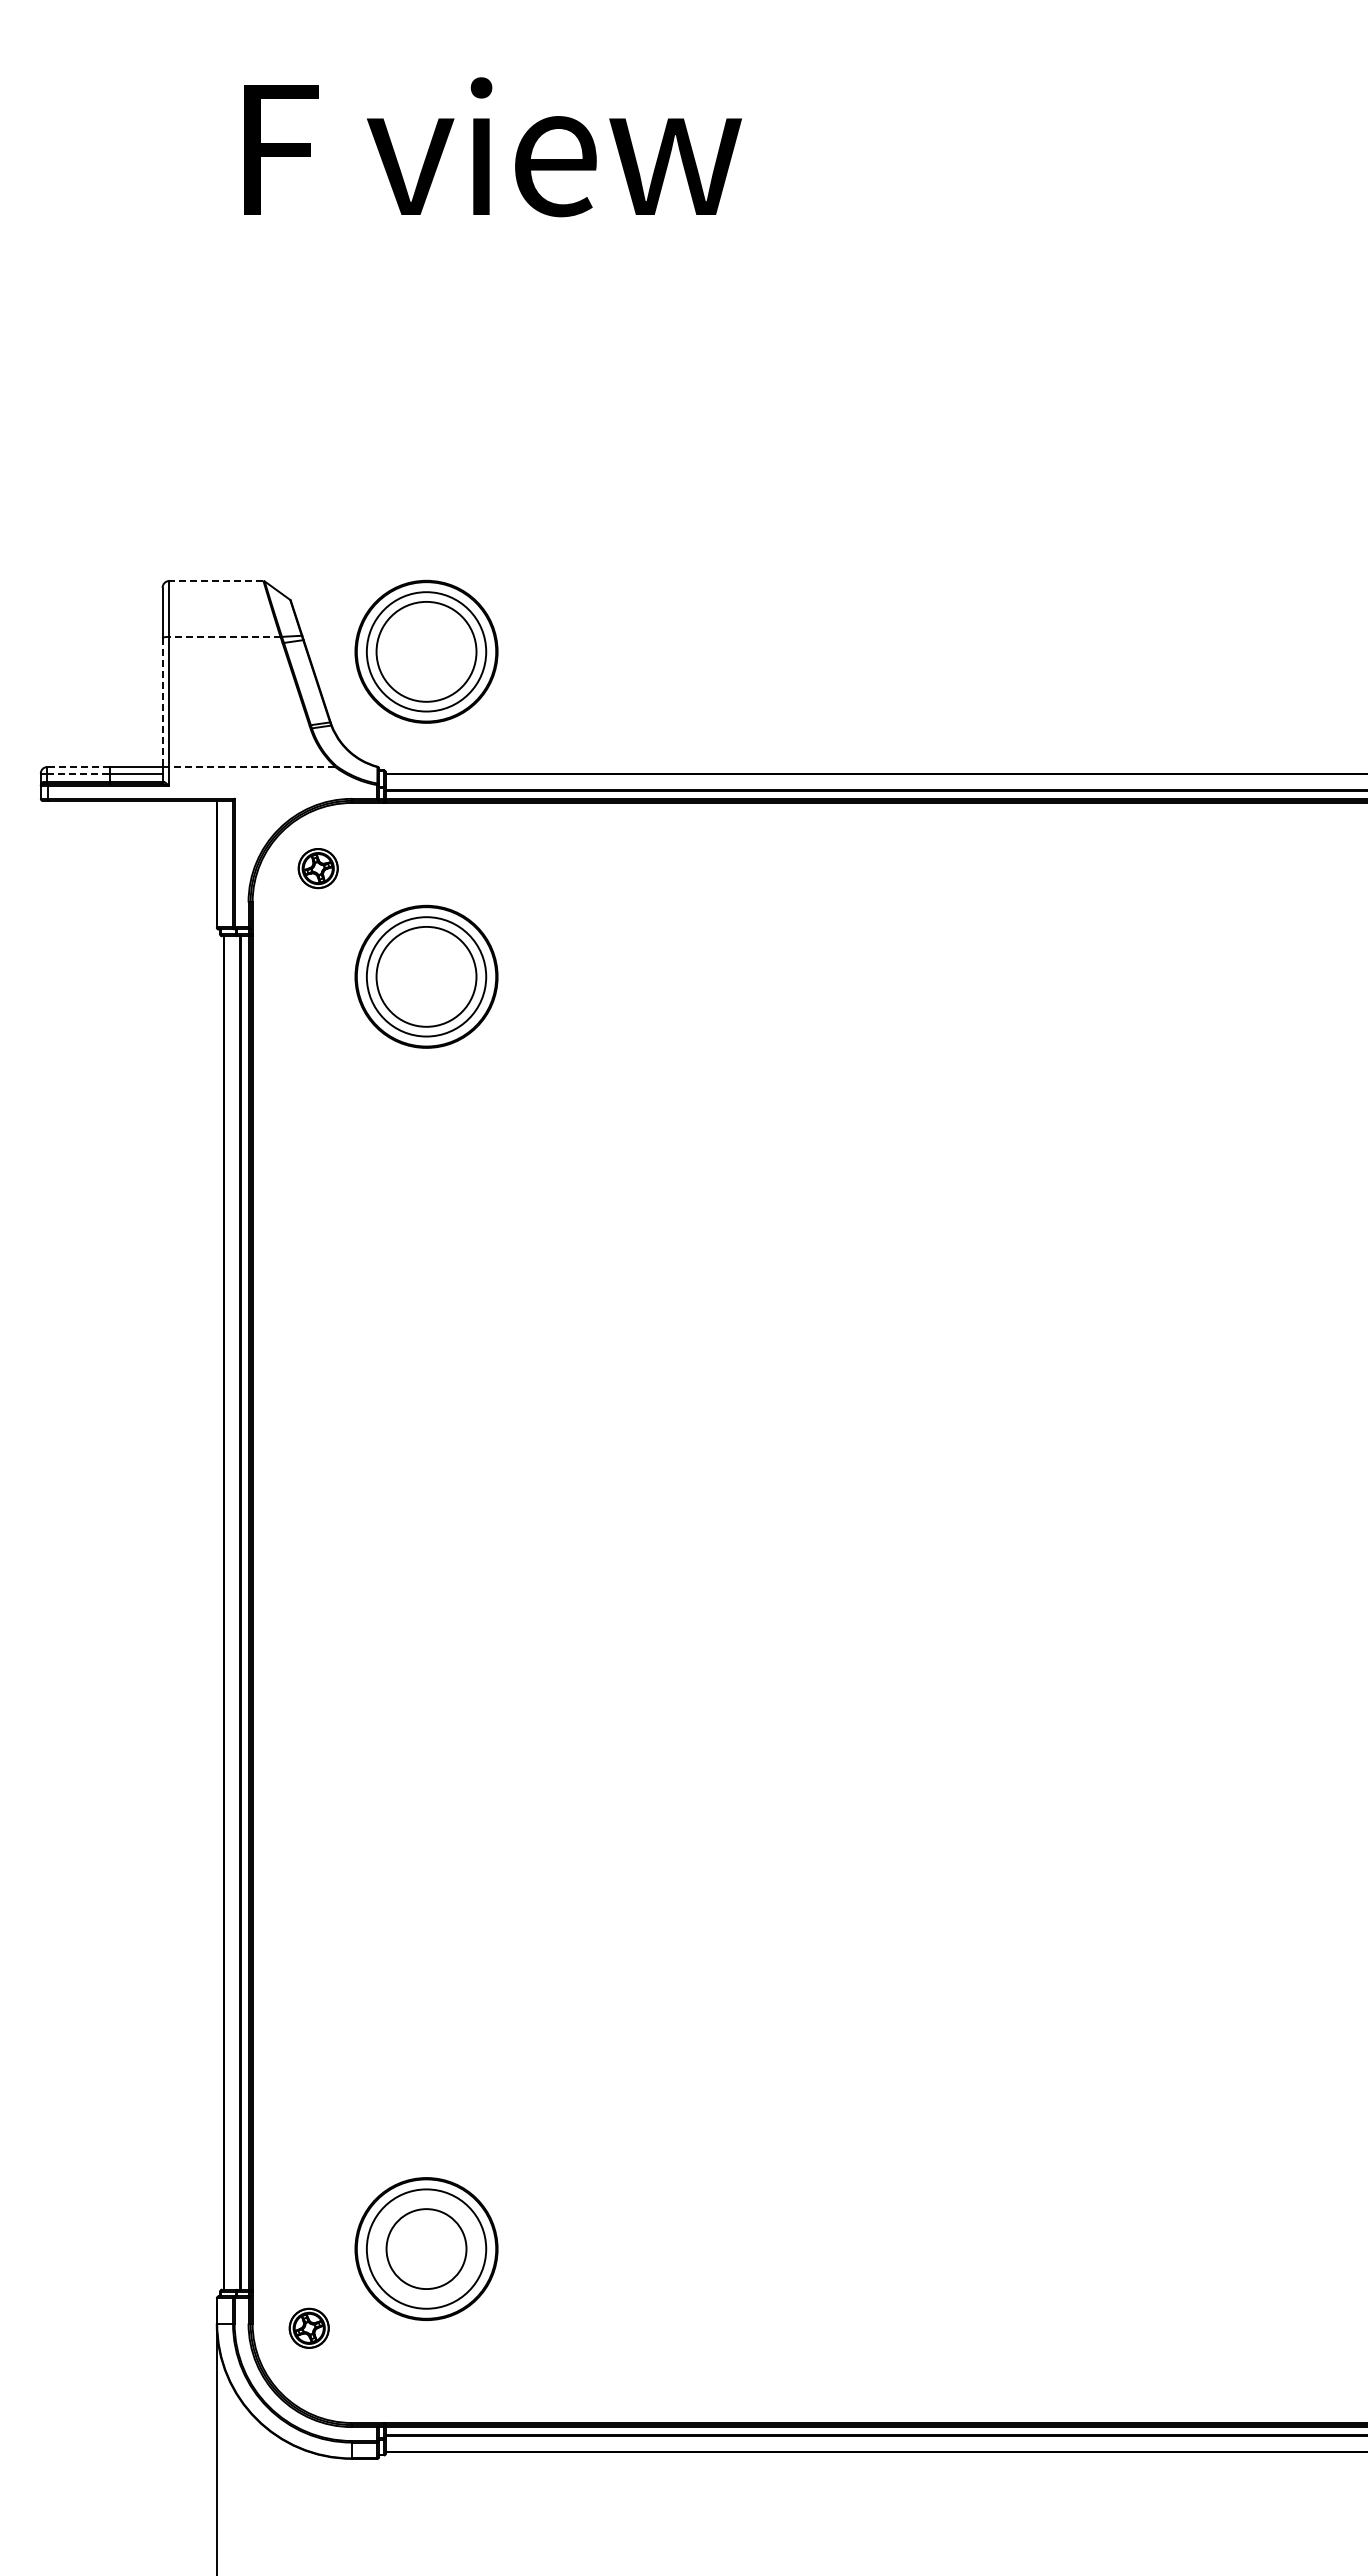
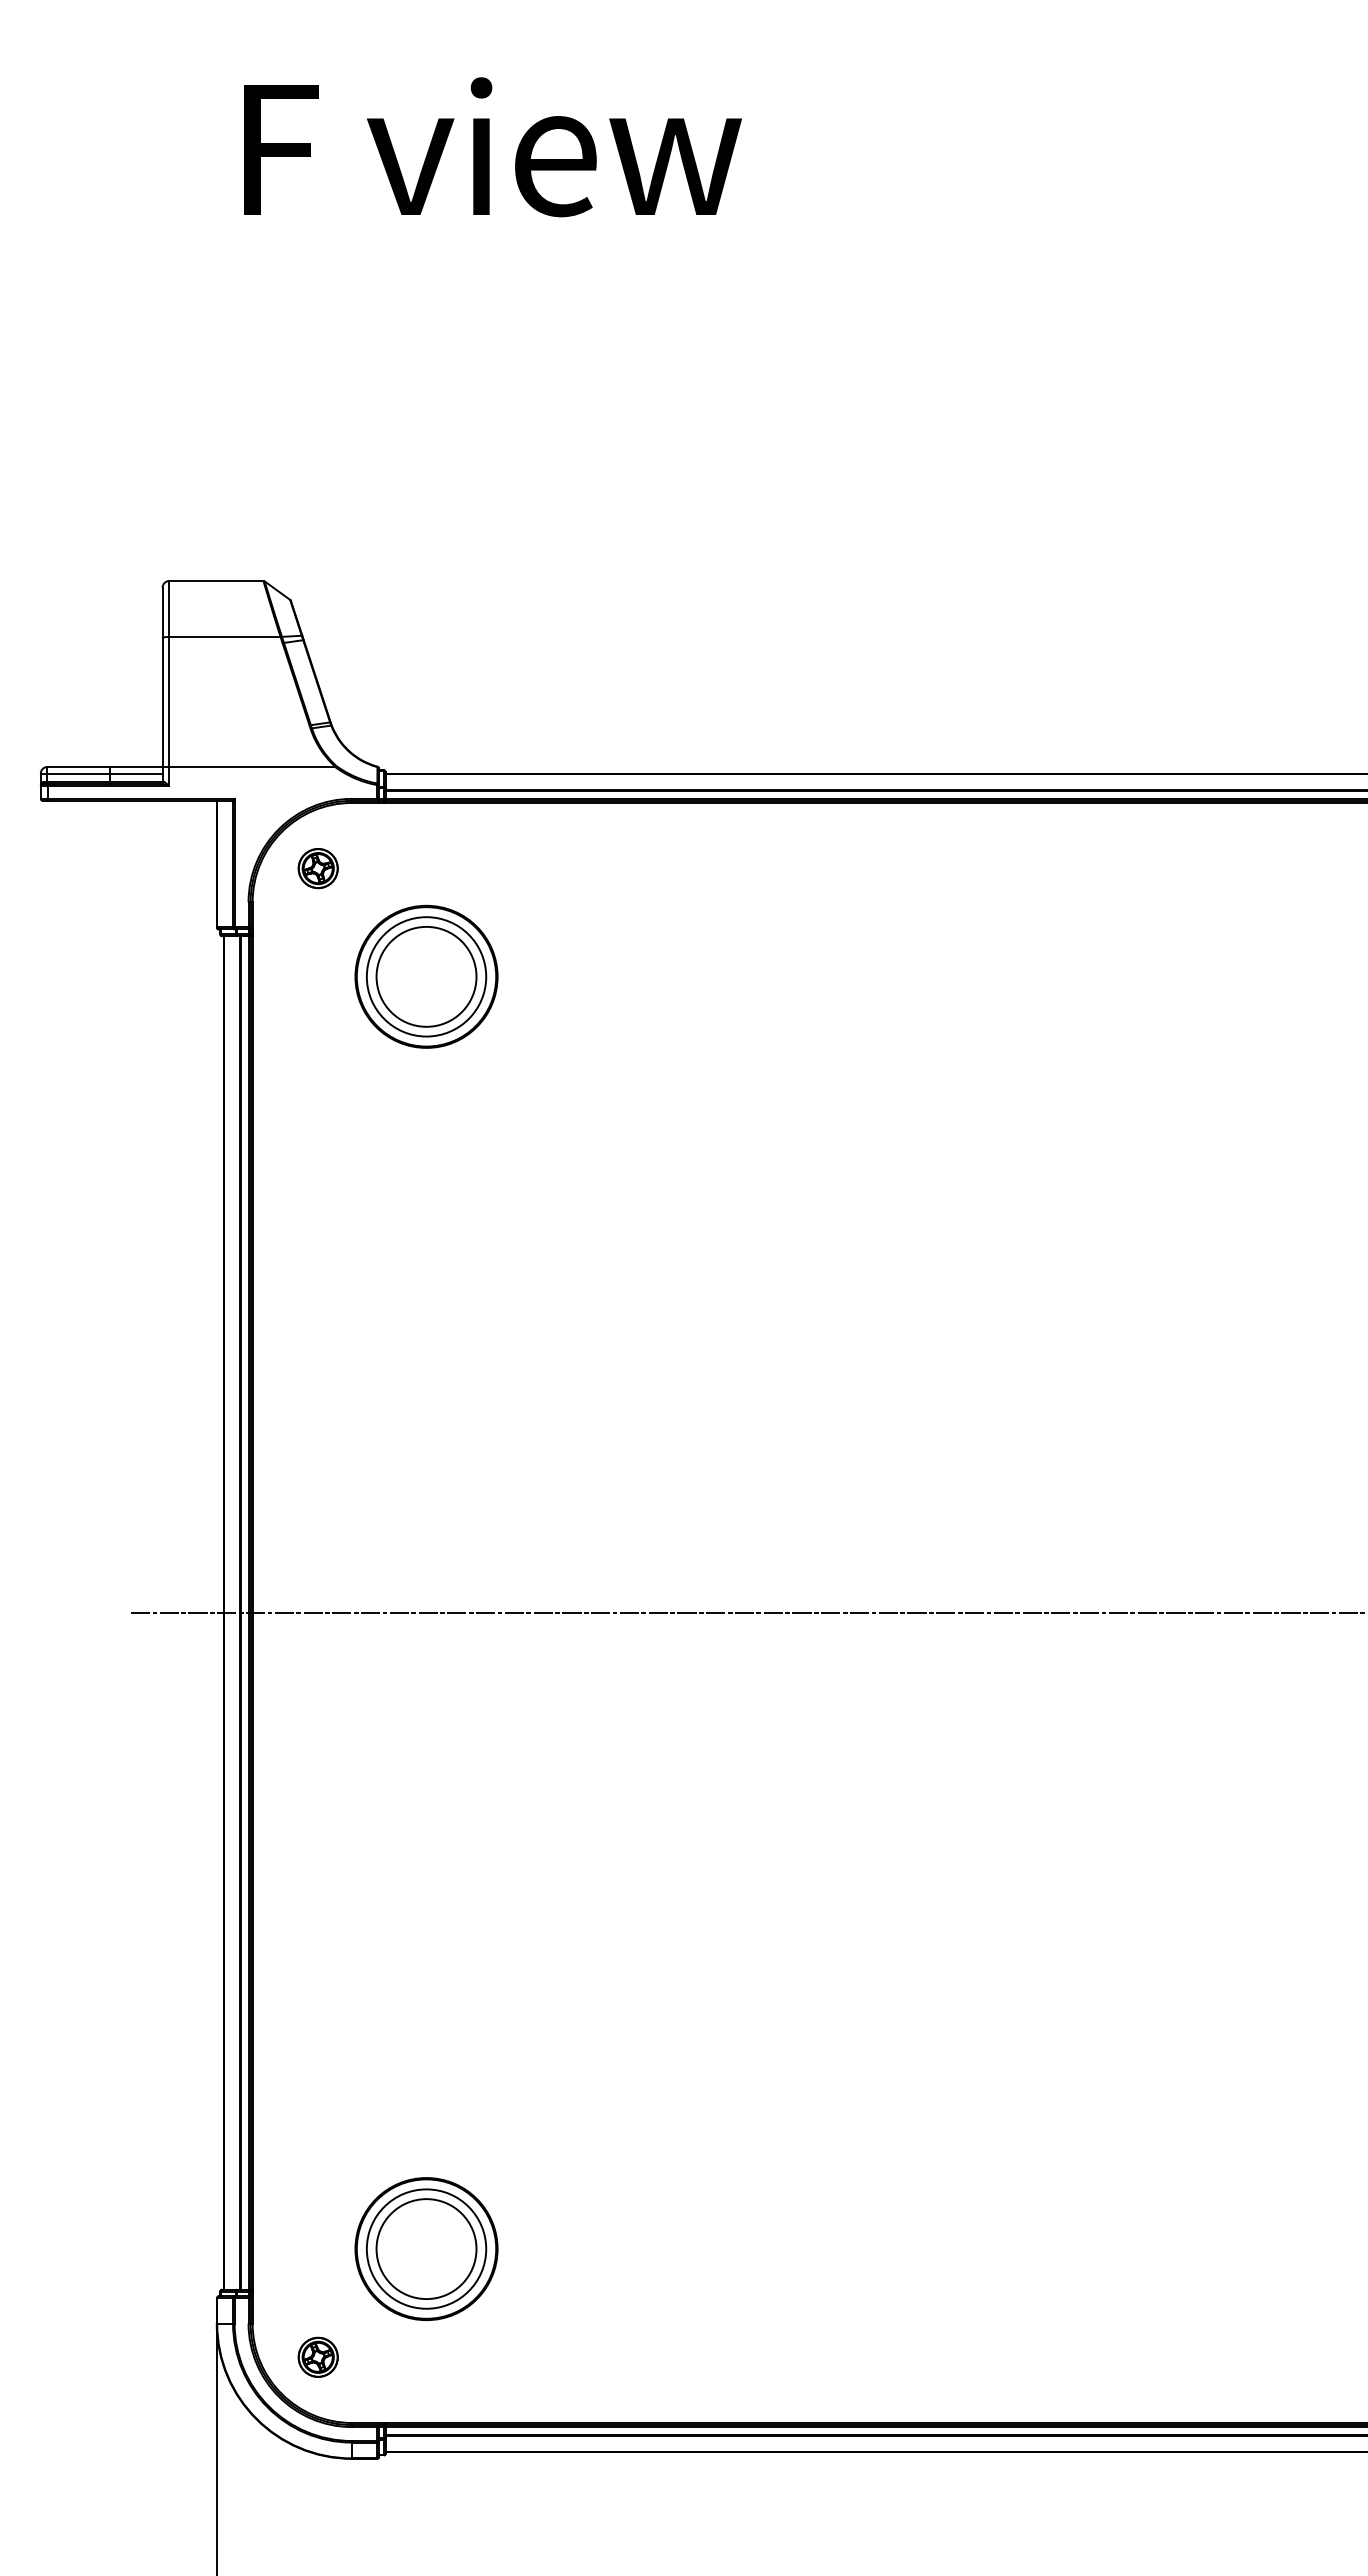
line: dashed -> solid (215, 580)
line: dashed -> solid (224, 636)
part: present -> none (426, 651)
line: dashed -> solid (162, 702)
line: dashed -> solid (78, 767)
line: dashed -> solid (252, 767)
line: dashed -> solid (79, 773)
line: none -> present (747, 1612)
circle diameter: 80 px -> 100 px (426, 2249)
part position: (308, 2327) -> (317, 2356) (317, 2356)
